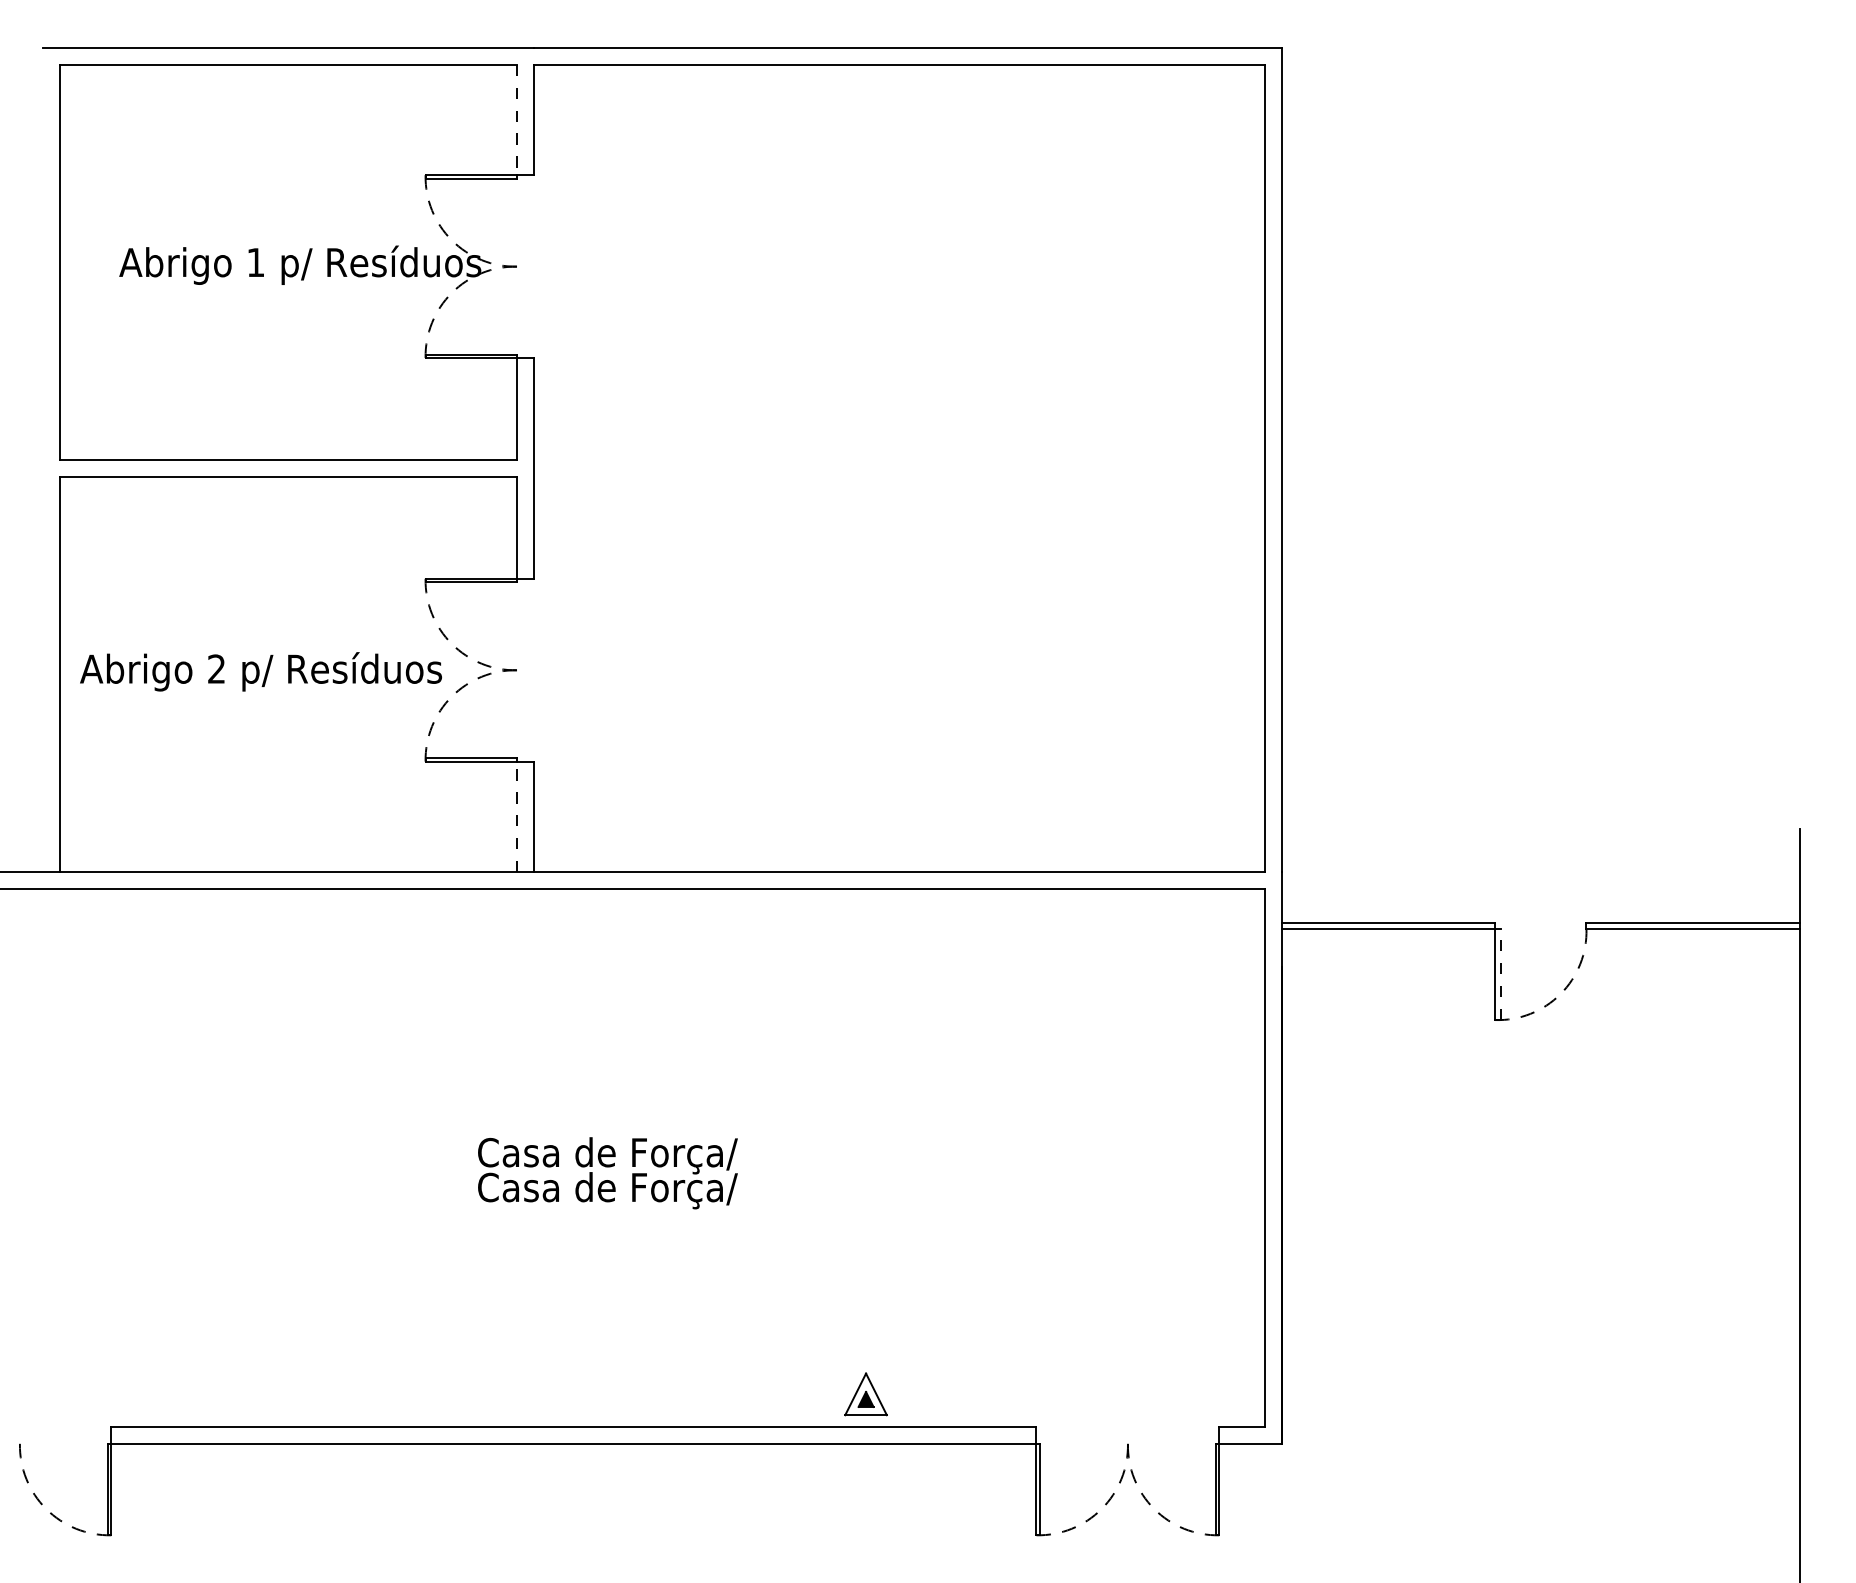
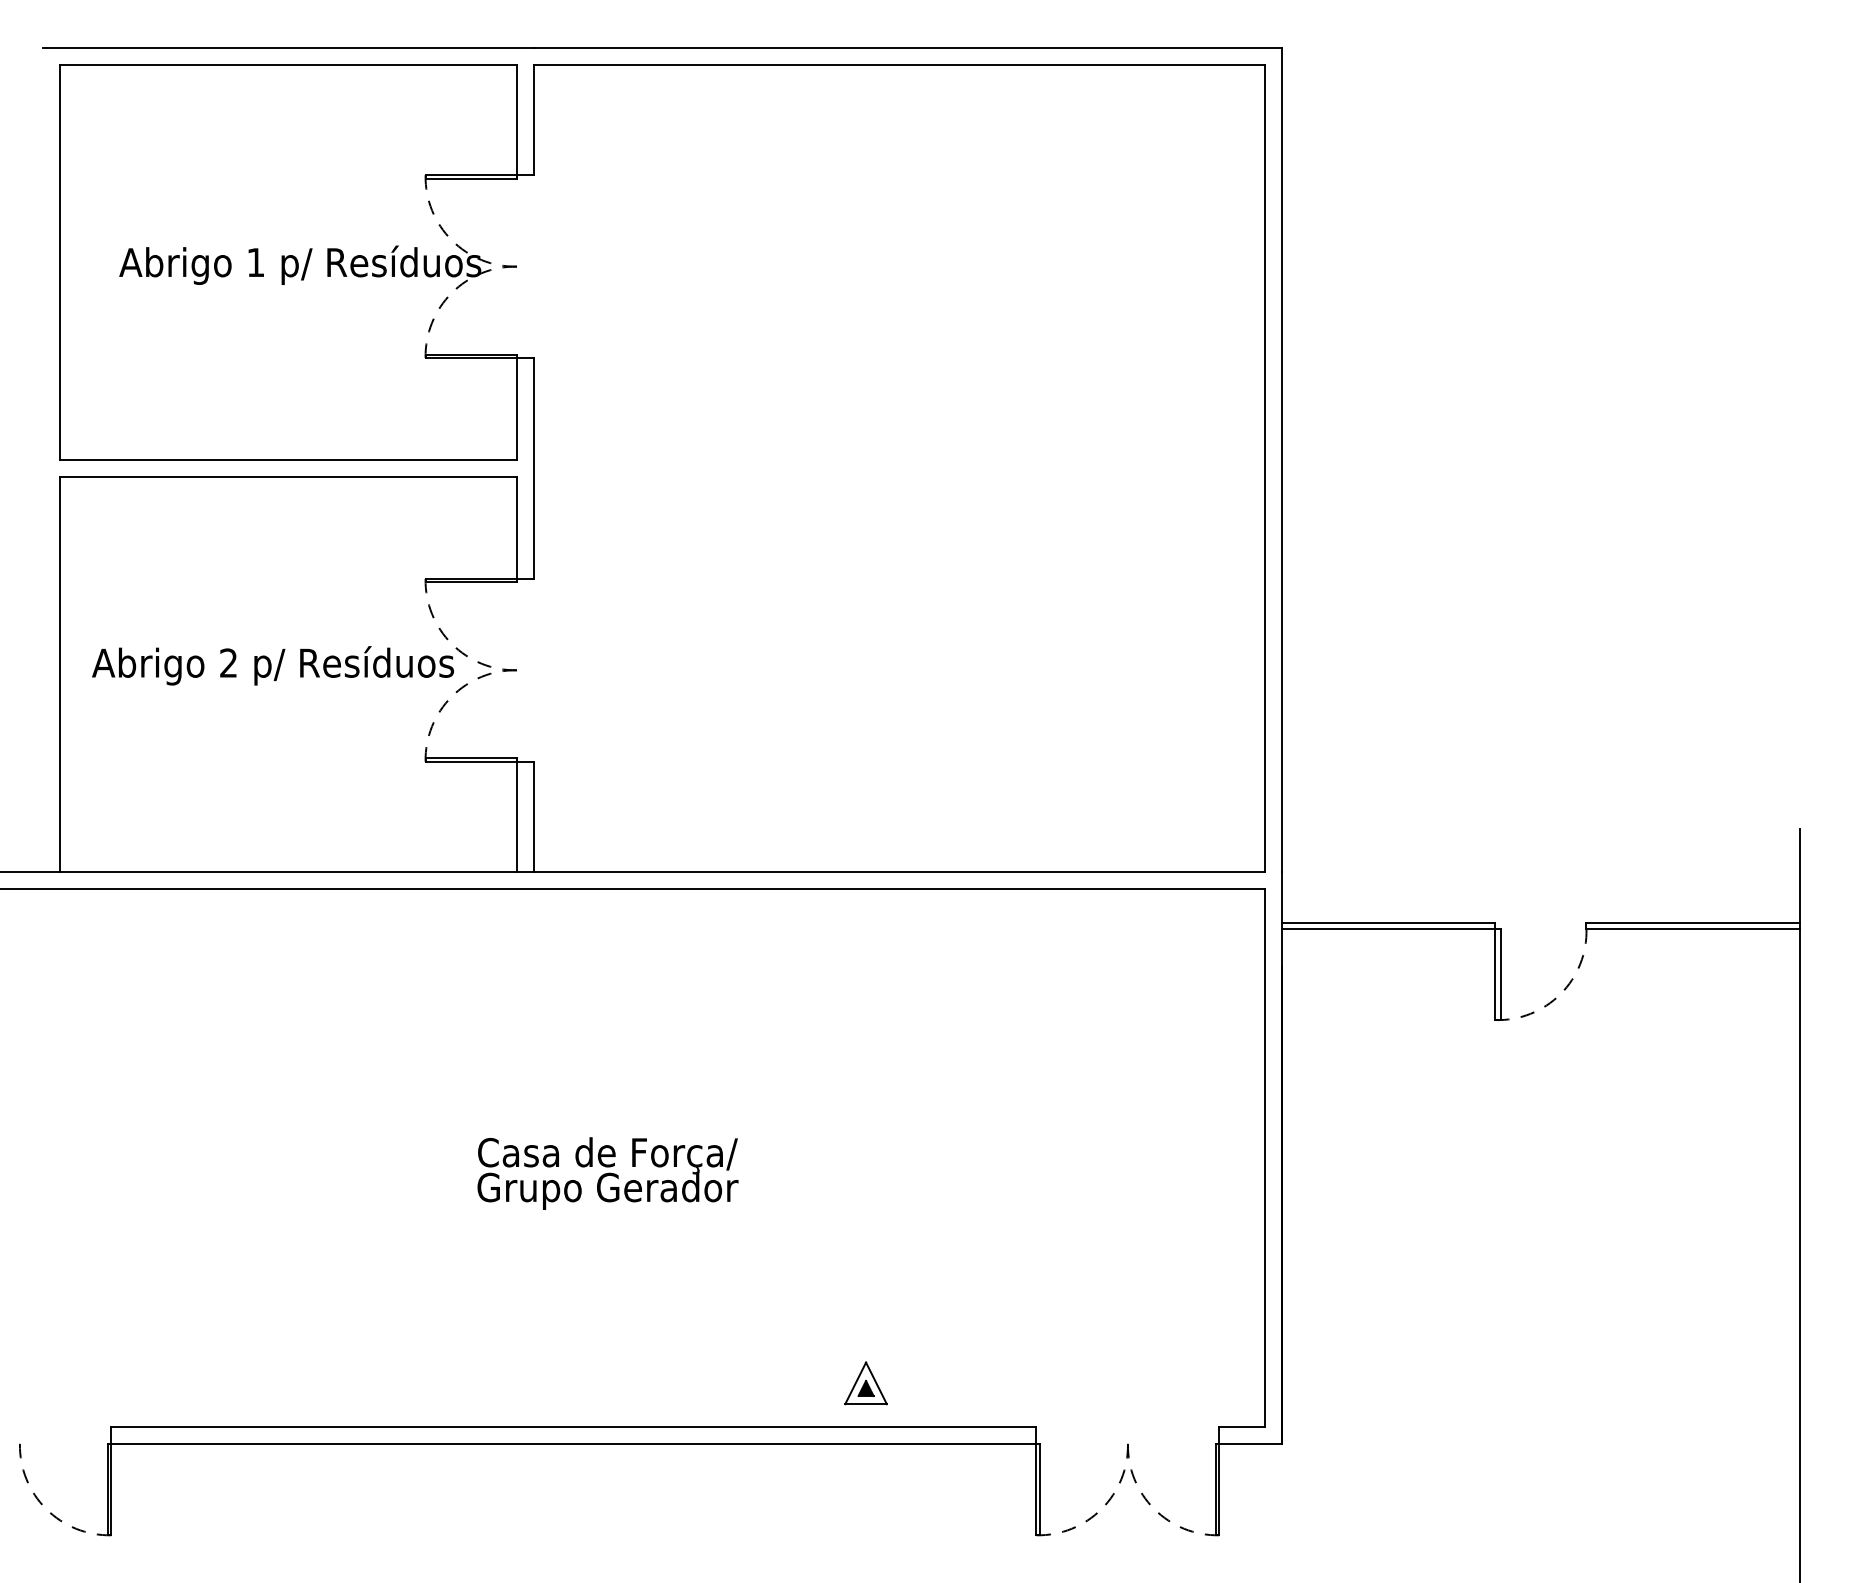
line: dashed -> solid (517, 121)
text position: (260, 671) -> (272, 665) (272, 665)
line: dashed -> solid (517, 815)
line: dashed -> solid (1500, 974)
text: Casa de Força/ -> Grupo Gerador (607, 1190)
part position: (865, 1394) -> (865, 1383) (865, 1383)
